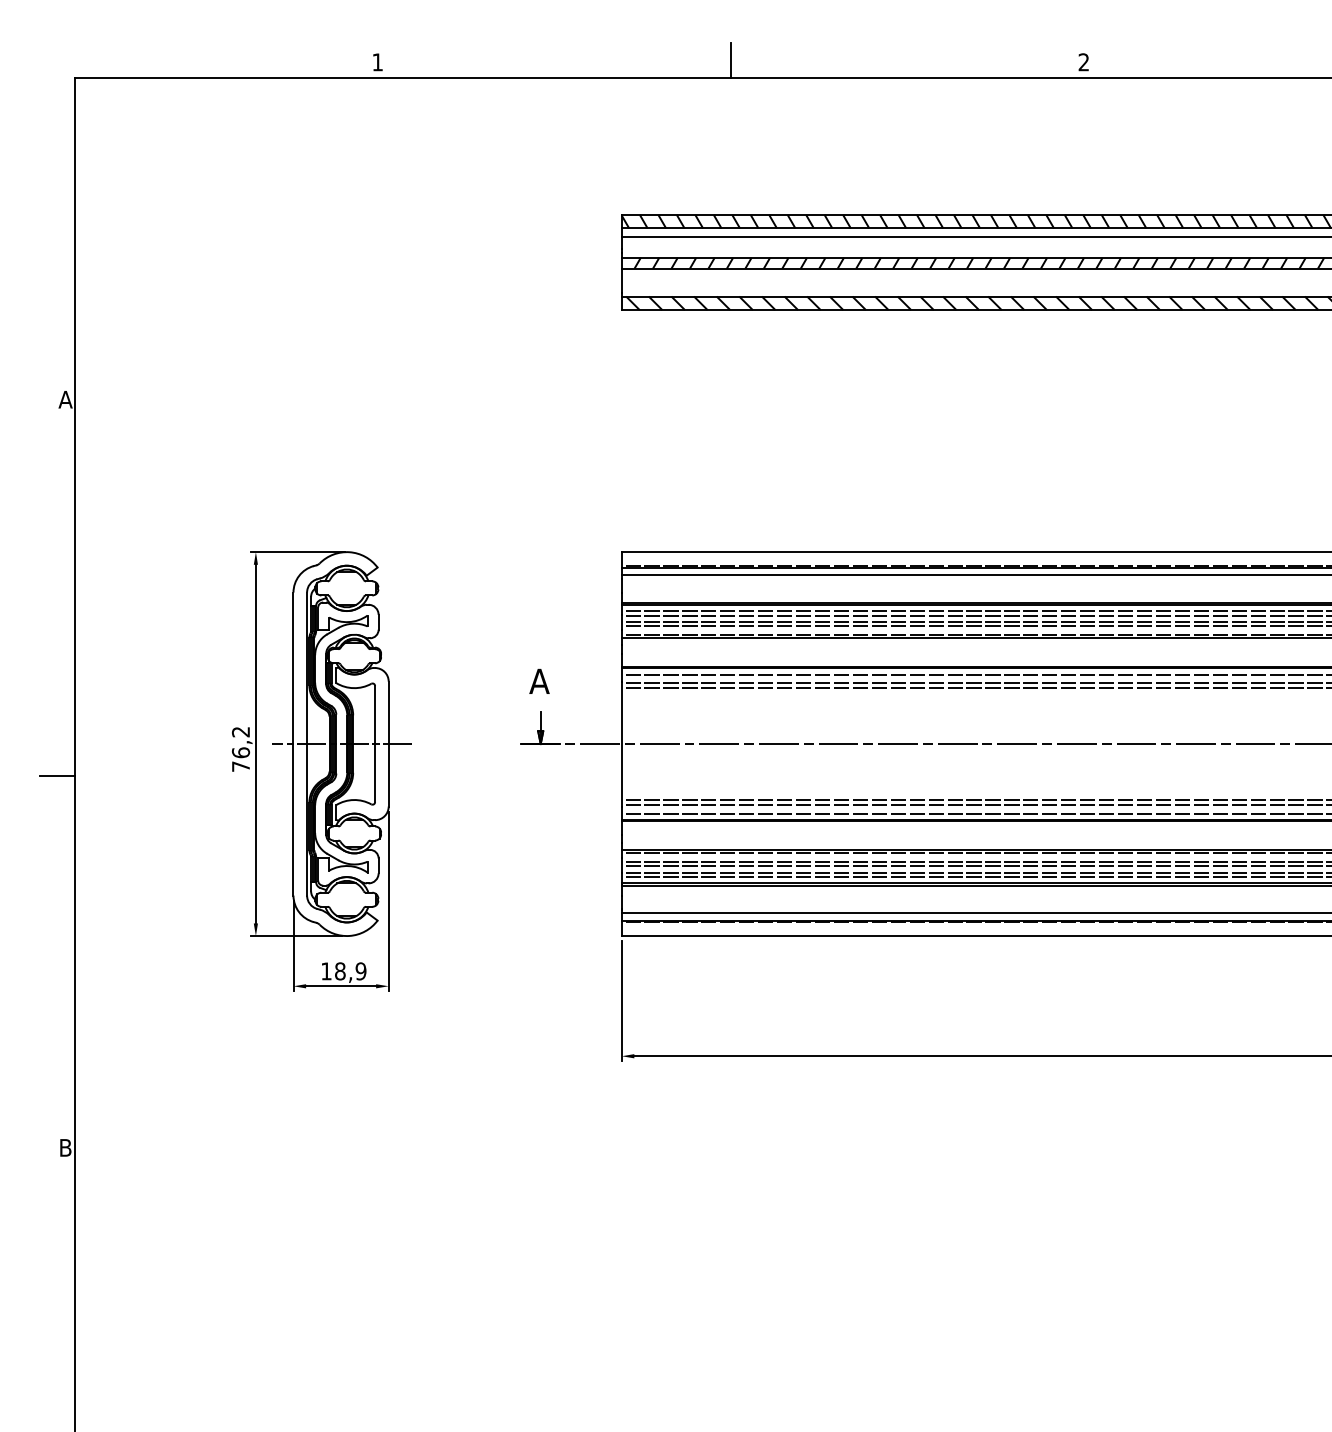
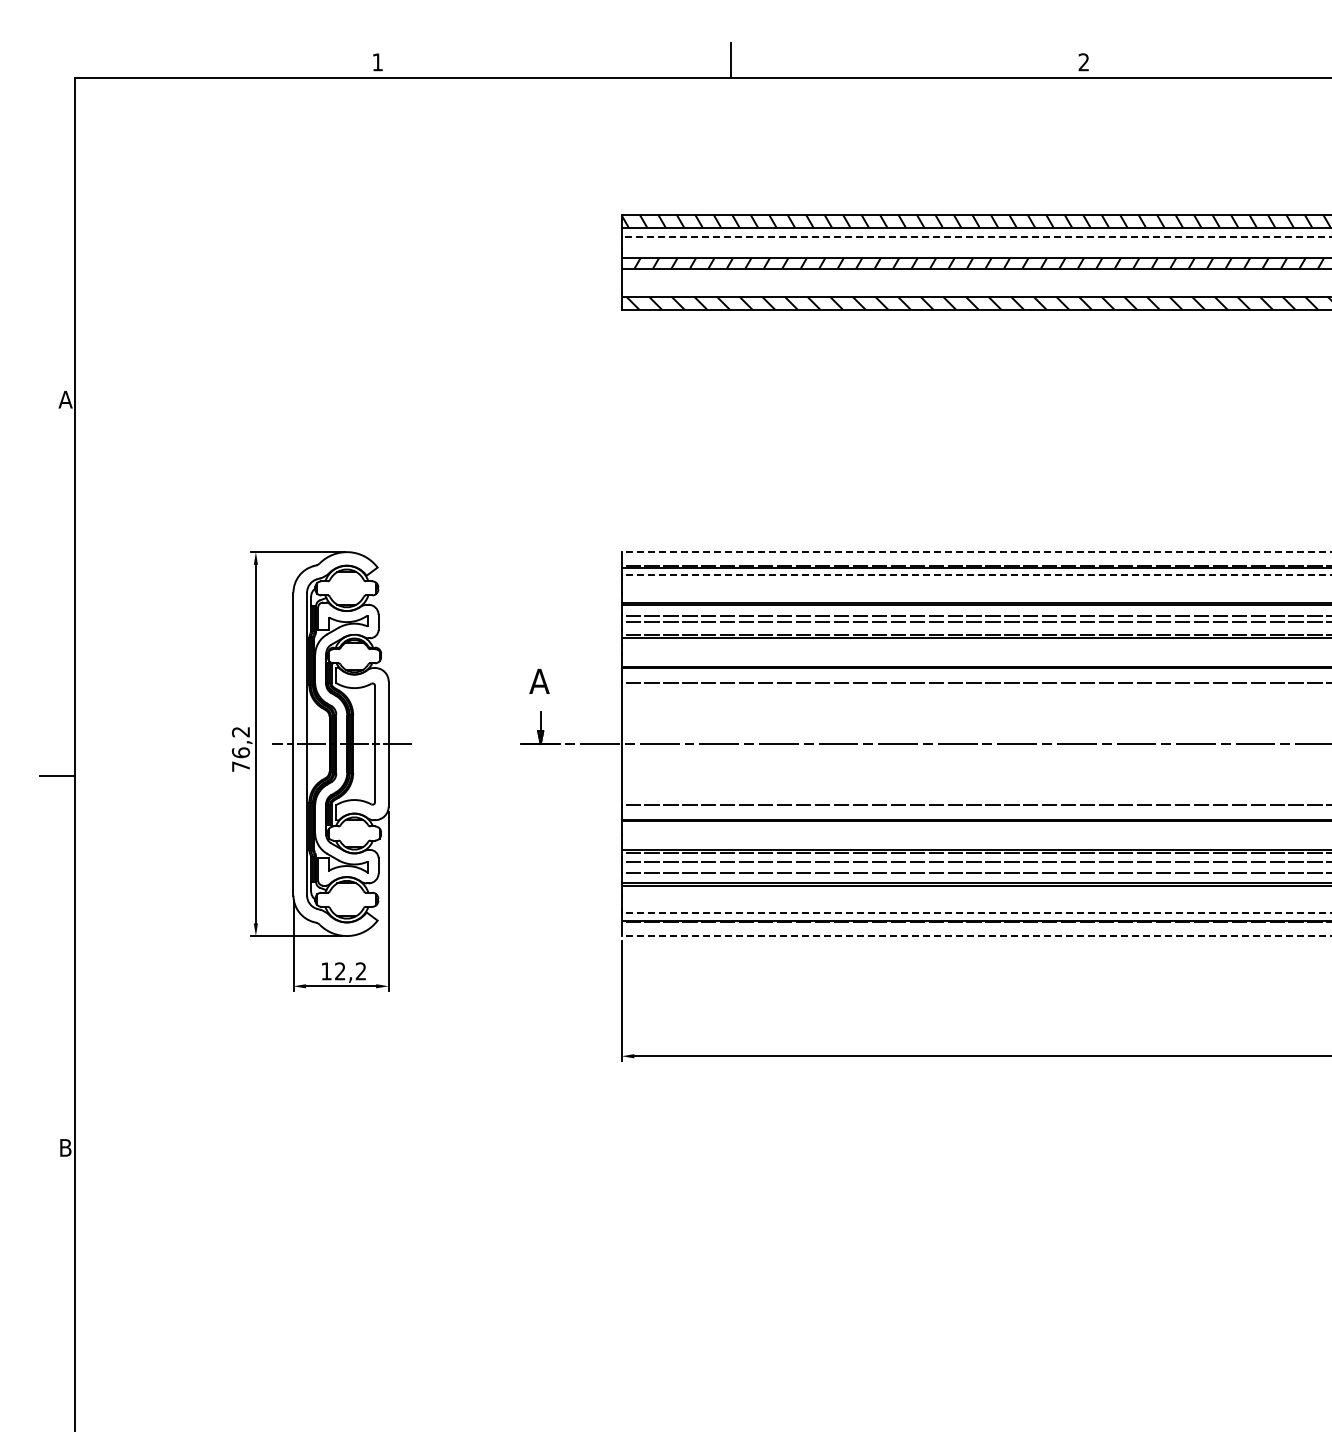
line: solid -> dashed (976, 236)
line: solid -> dashed (976, 552)
line: solid -> dashed (976, 575)
line: present -> none (974, 611)
line: present -> none (974, 626)
line: present -> none (974, 674)
line: present -> none (974, 688)
line: present -> none (974, 800)
line: present -> none (974, 813)
line: present -> none (974, 866)
line: present -> none (974, 877)
line: solid -> dashed (976, 912)
line: solid -> dashed (976, 936)
text: 18,9 -> 12,2 (350, 971)
